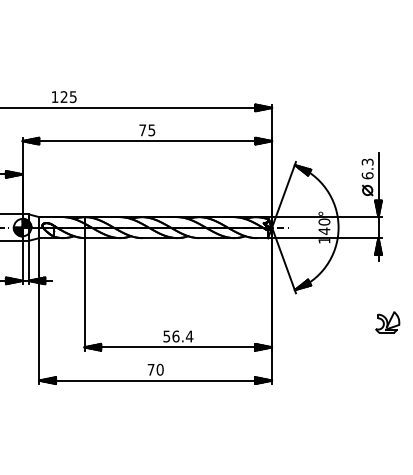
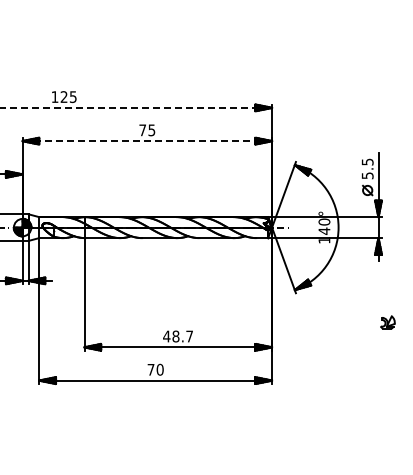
line: solid -> dashed (136, 107)
line: solid -> dashed (147, 141)
text: 6.3 -> 5.5 (367, 168)
part size: 26x23 px -> 16x15 px (387, 322)
text: 56.4 -> 48.7 (178, 336)
